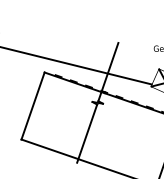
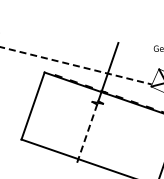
line: solid -> dashed (76, 65)
line: solid -> dashed (87, 133)
